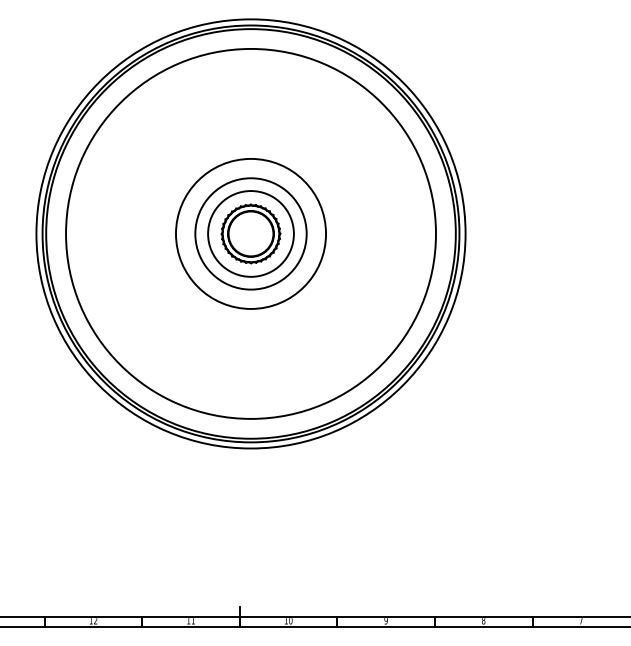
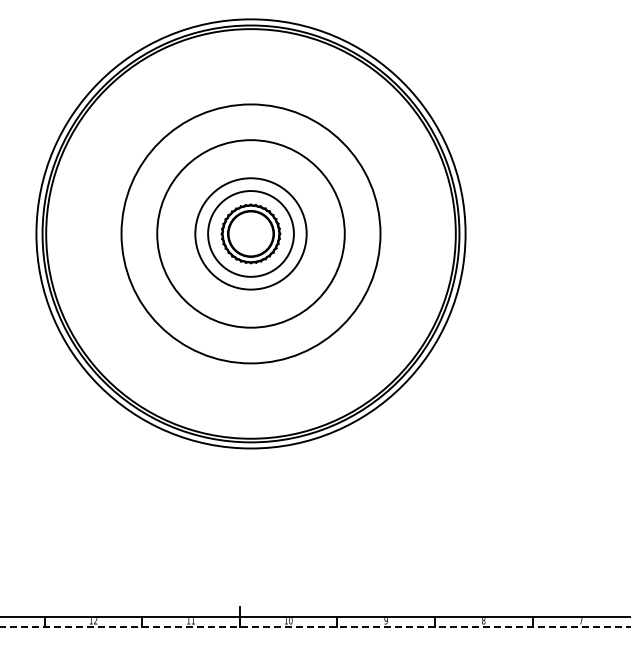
circle diameter: 150 px -> 188 px (250, 233)
circle diameter: 370 px -> 259 px (250, 233)
line: solid -> dashed (314, 626)
